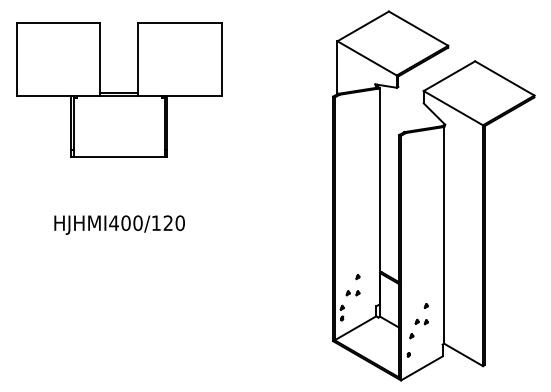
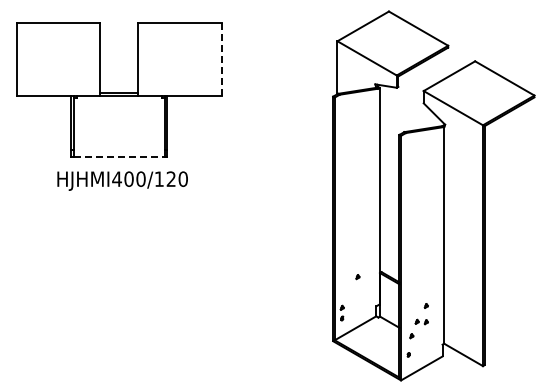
line: solid -> dashed (222, 58)
line: solid -> dashed (119, 156)
text position: (119, 224) -> (122, 180) (122, 180)
part: present -> none (352, 293)
